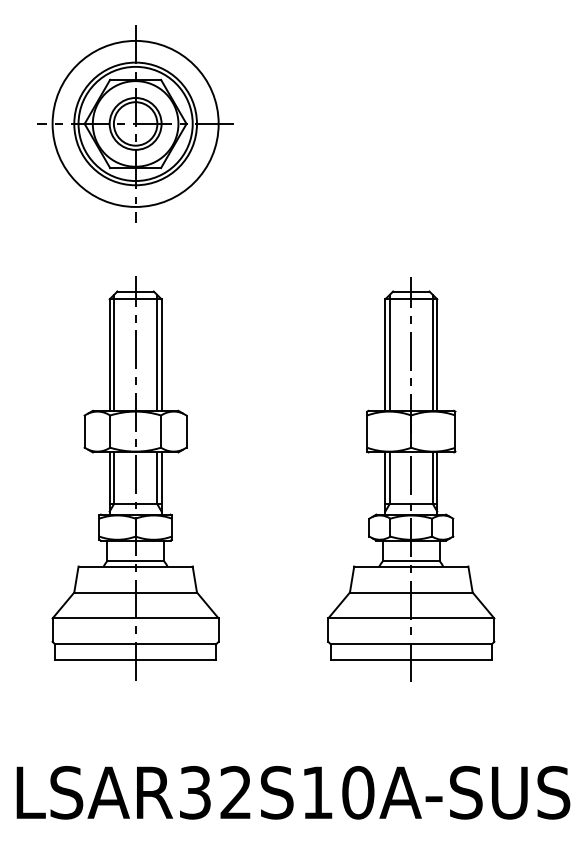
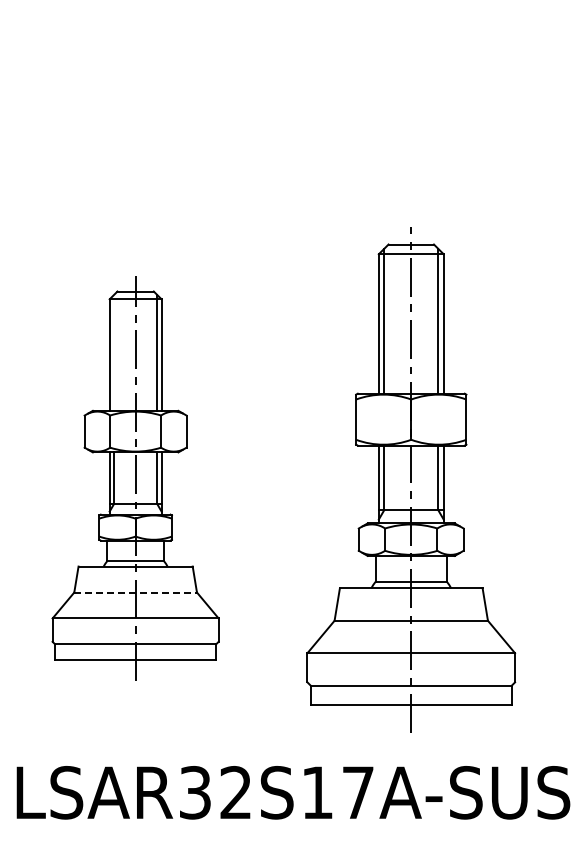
part: present -> none (135, 123)
line: present -> none (113, 352)
part size: 169x405 px -> 211x506 px (411, 479)
line: solid -> dashed (136, 592)
text: LSAR32S10A-SUS -> LSAR32S17A-SUS (358, 792)
